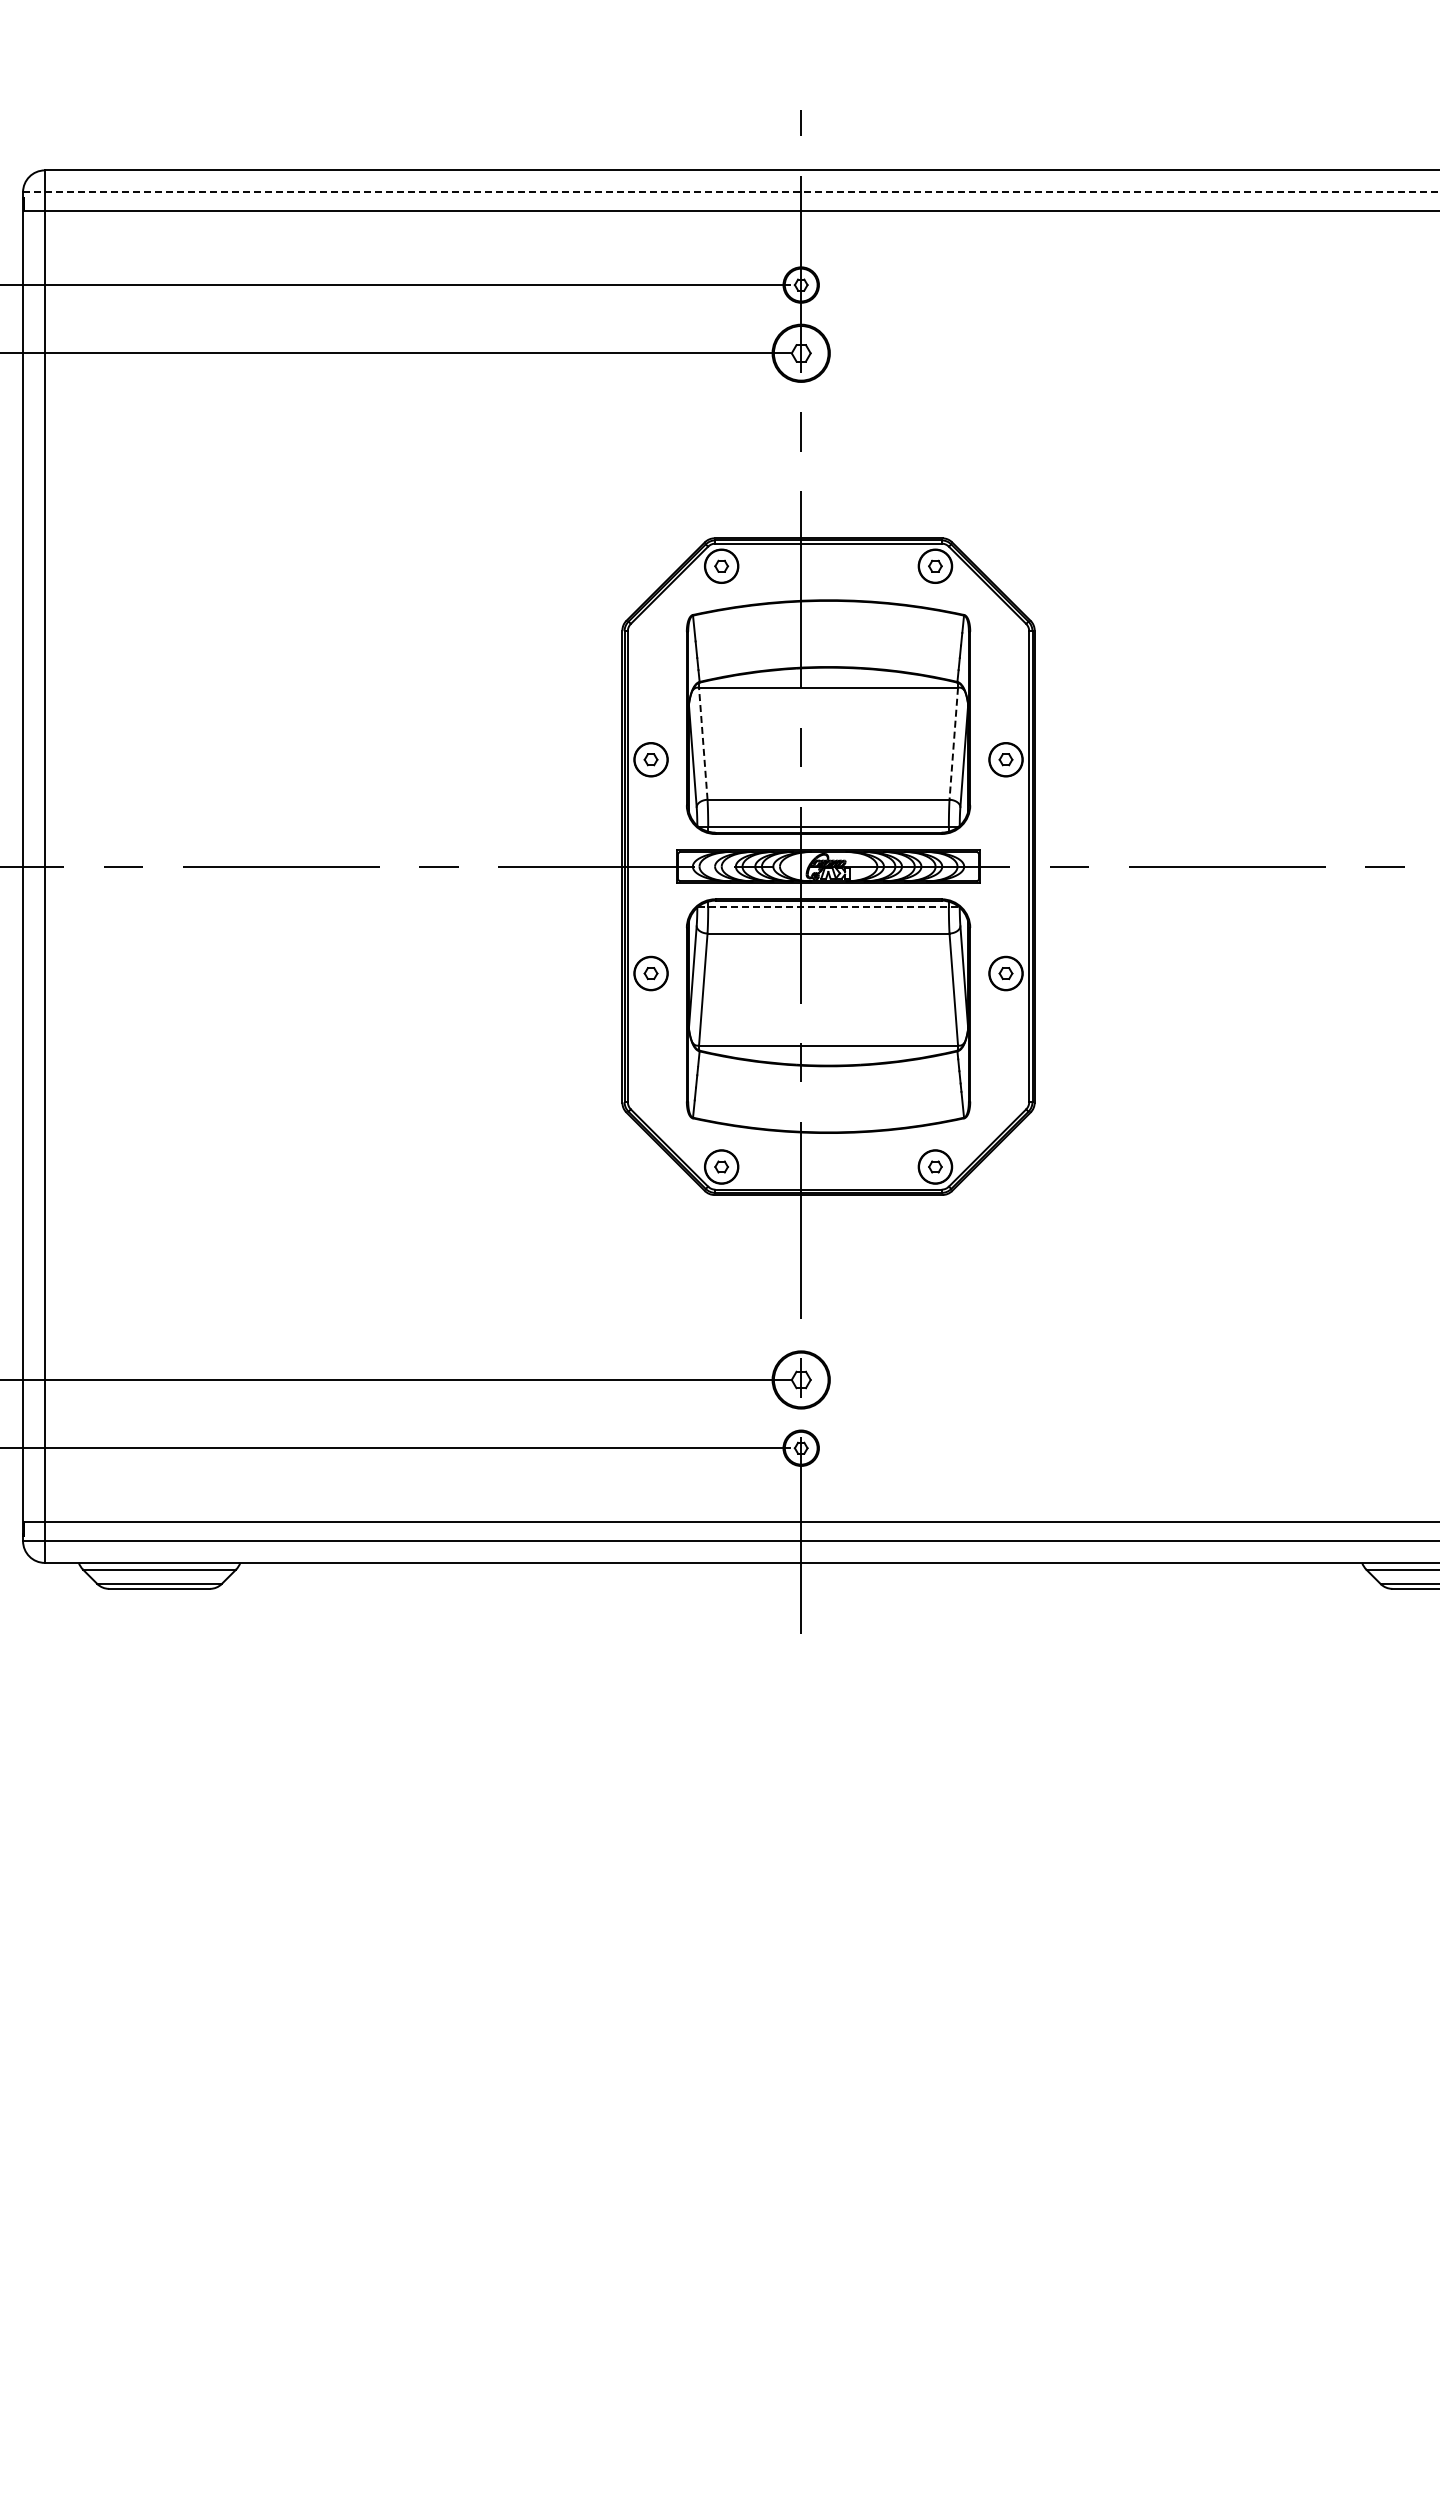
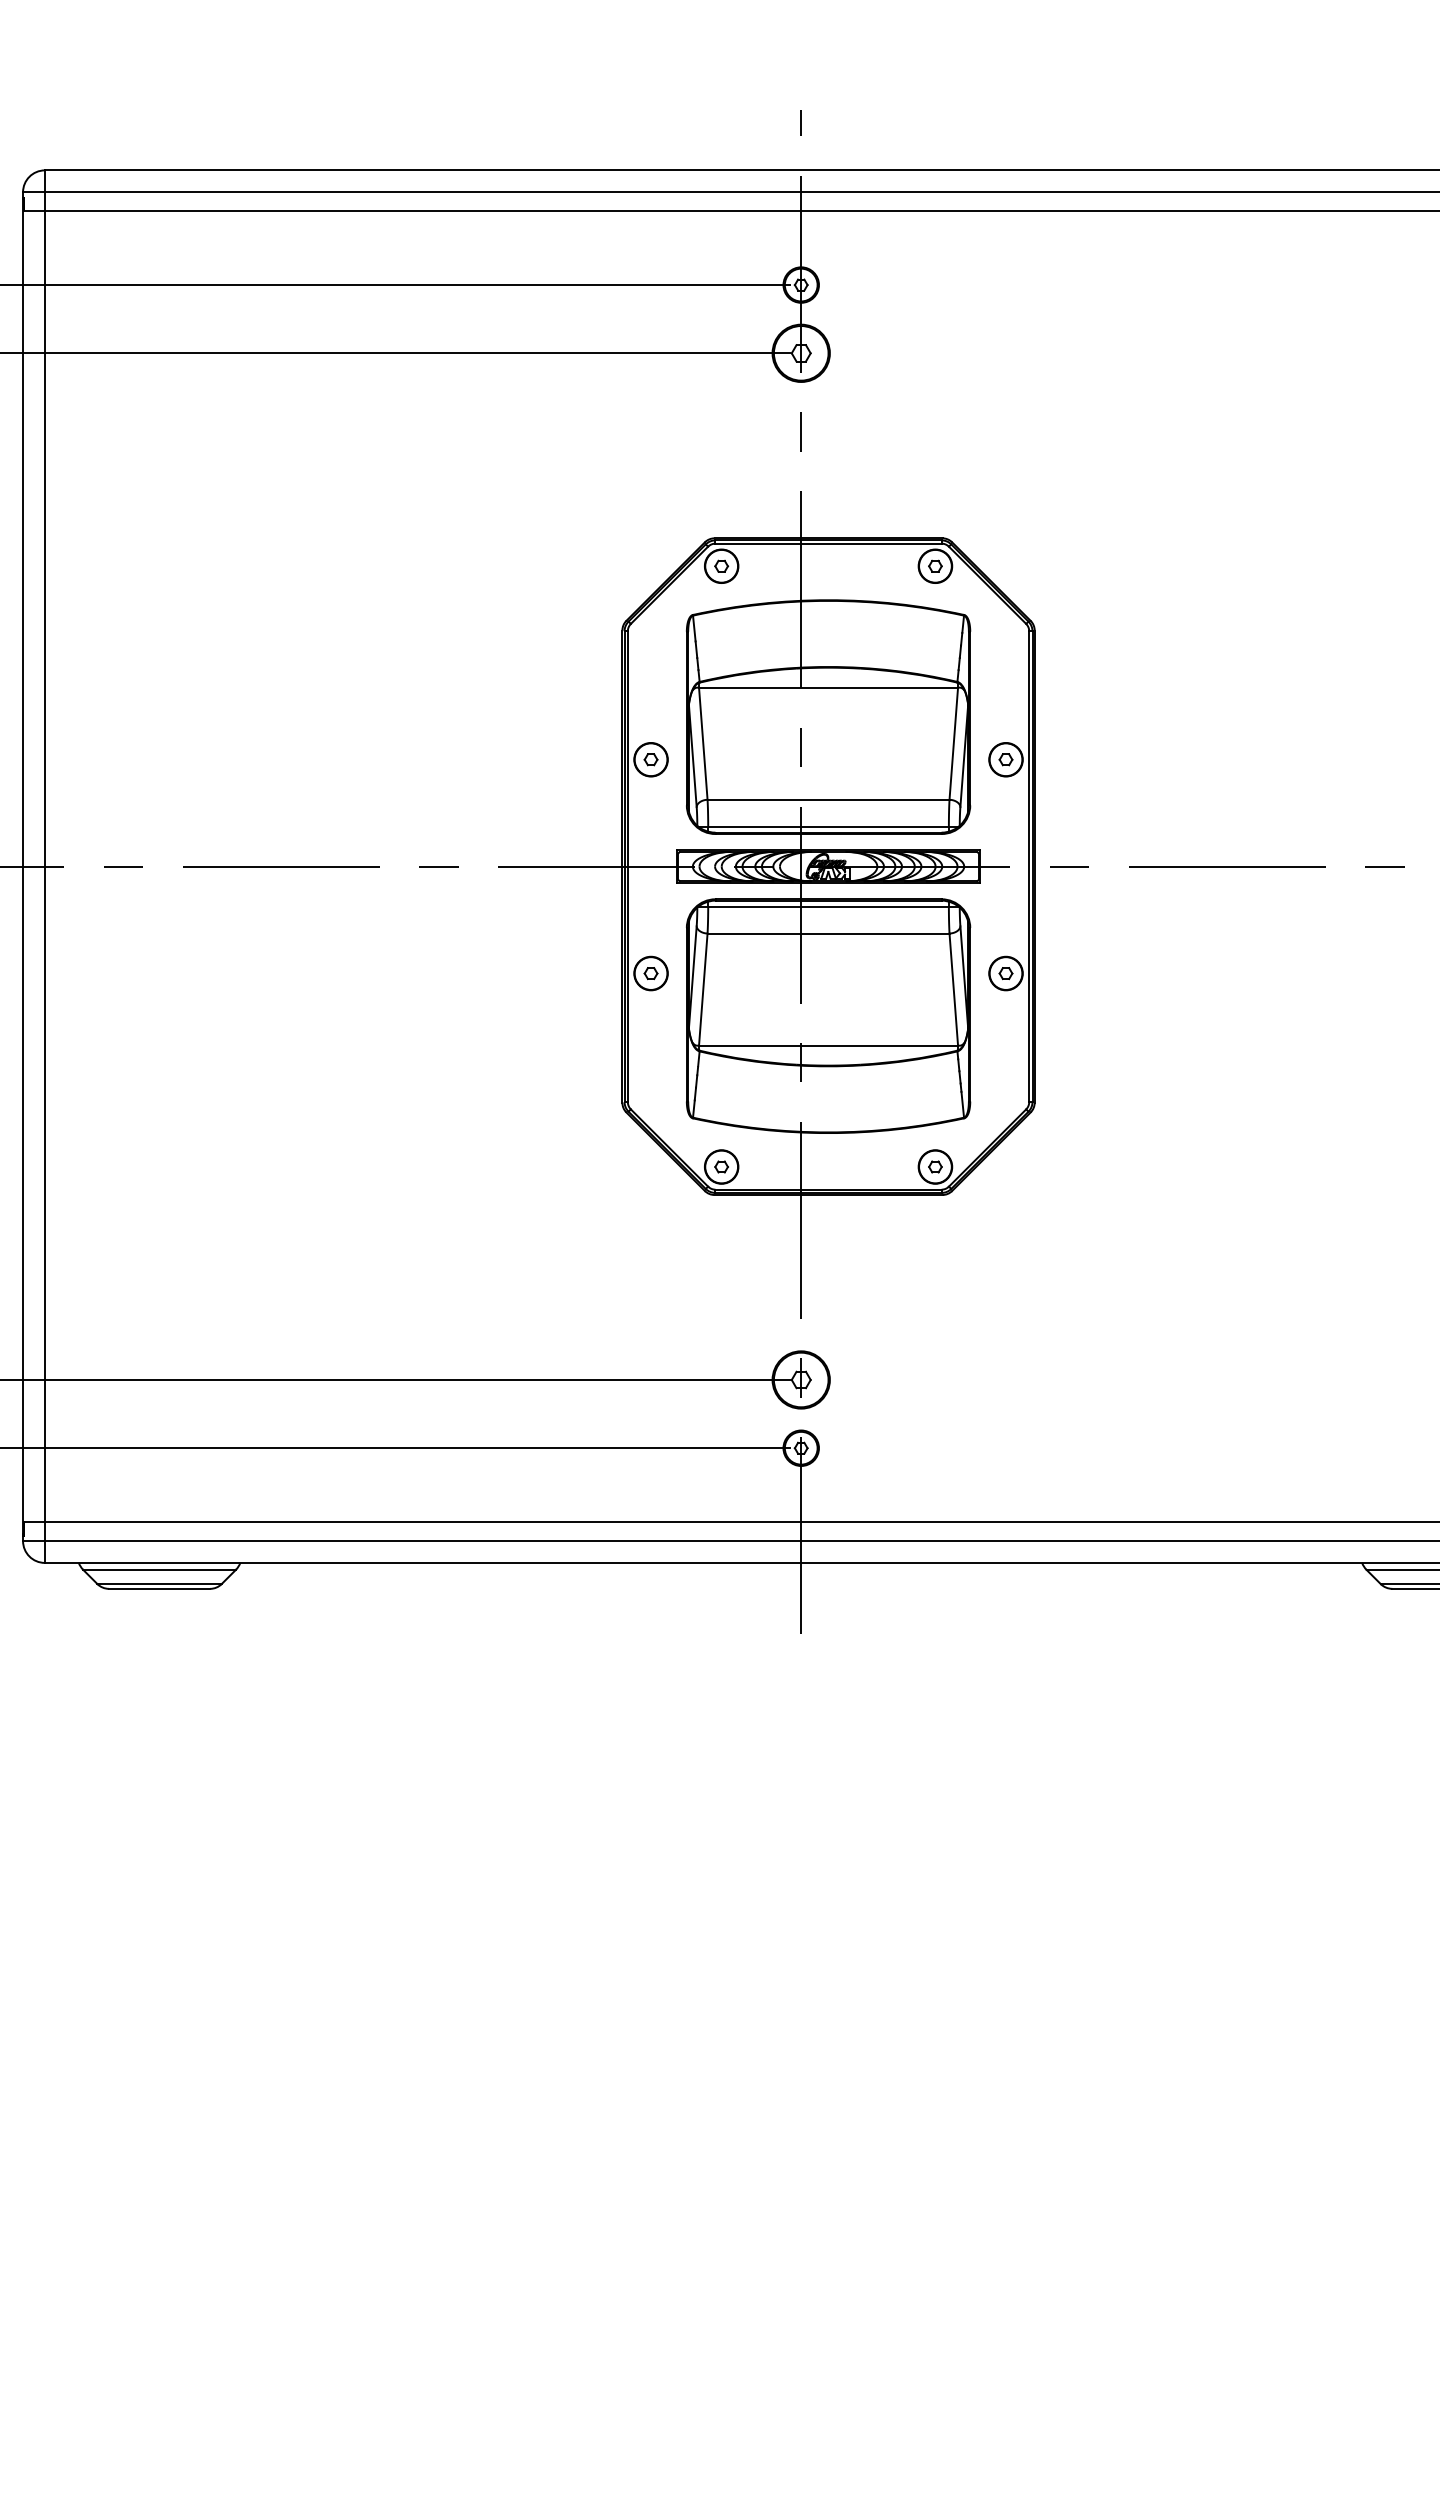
line: dashed -> solid (731, 192)
line: dashed -> solid (703, 743)
line: dashed -> solid (953, 744)
line: dashed -> solid (829, 906)
